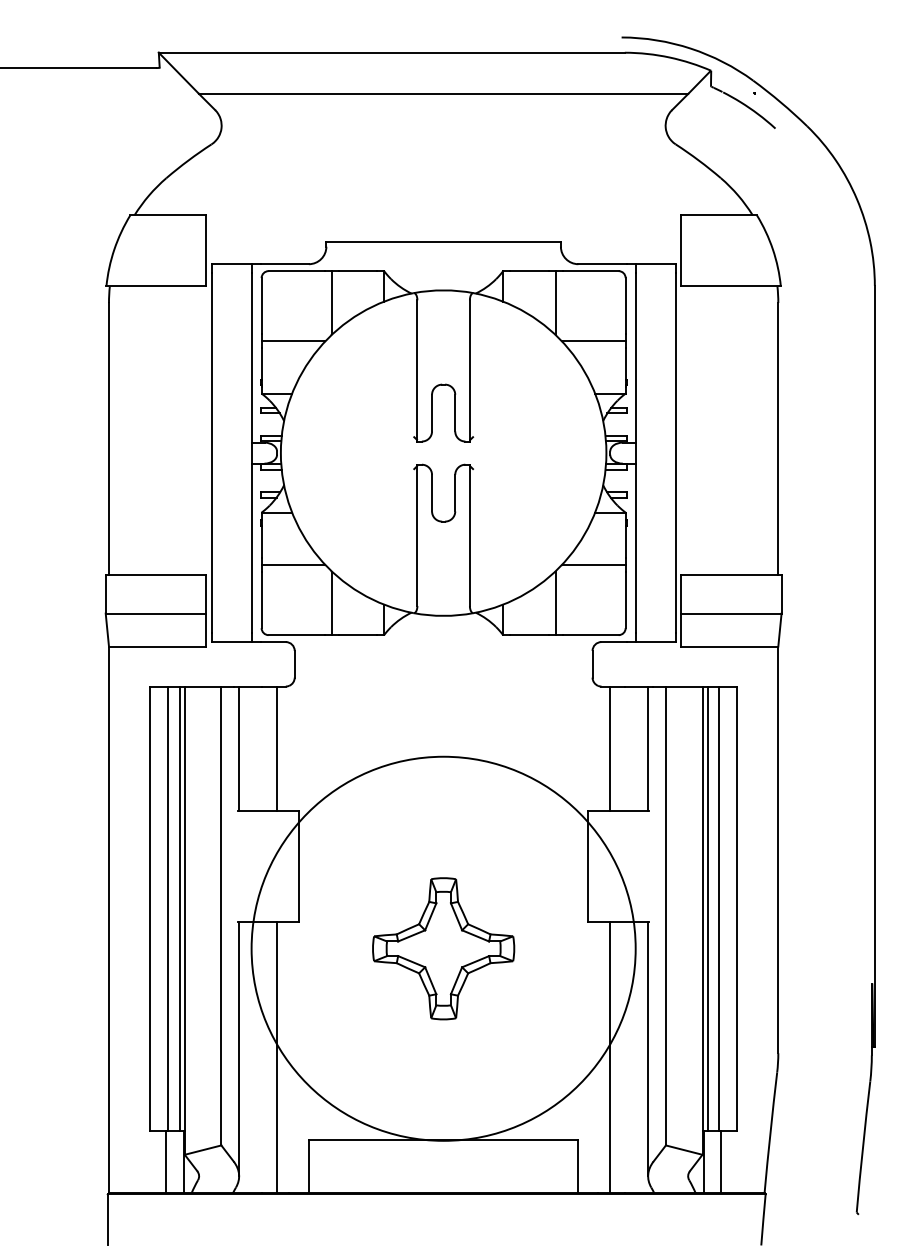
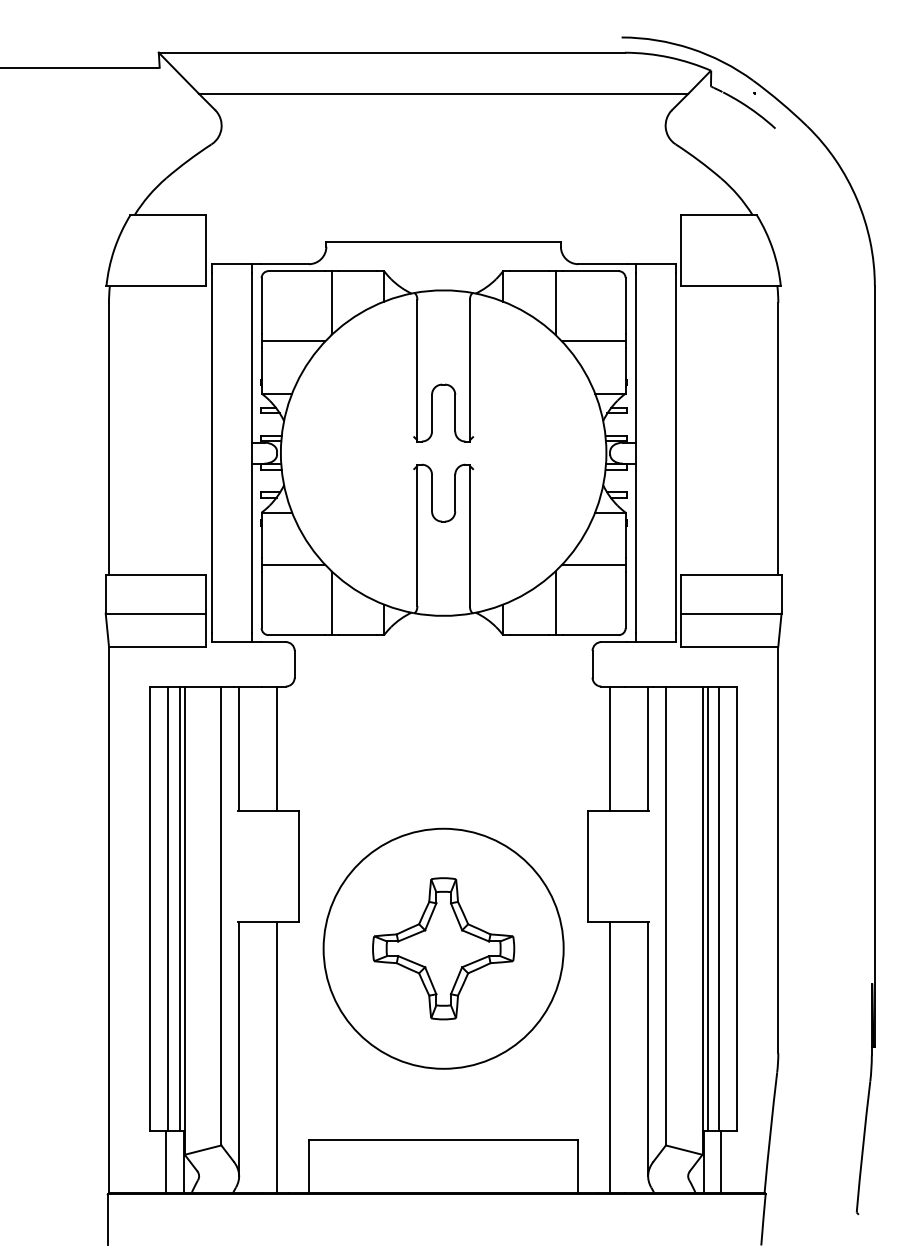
circle diameter: 384 px -> 240 px (443, 948)
